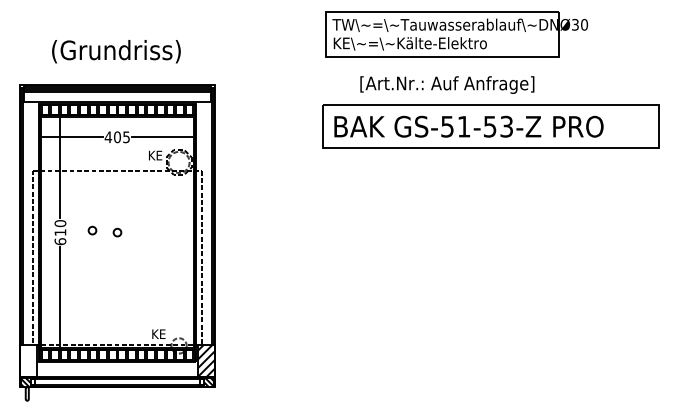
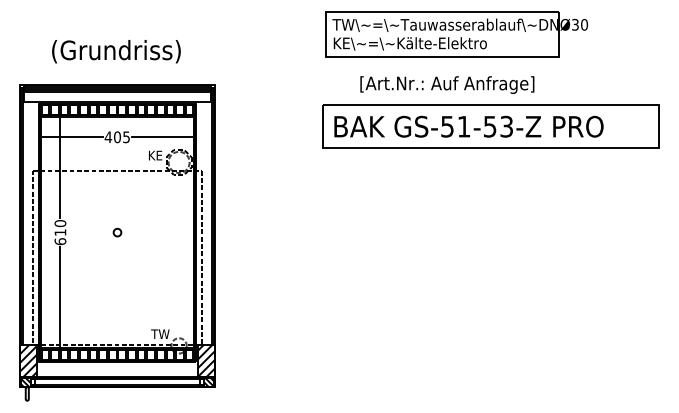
circle: present -> none (92, 230)
text: KE -> TW (160, 333)
hatch: none -> present (28, 360)
